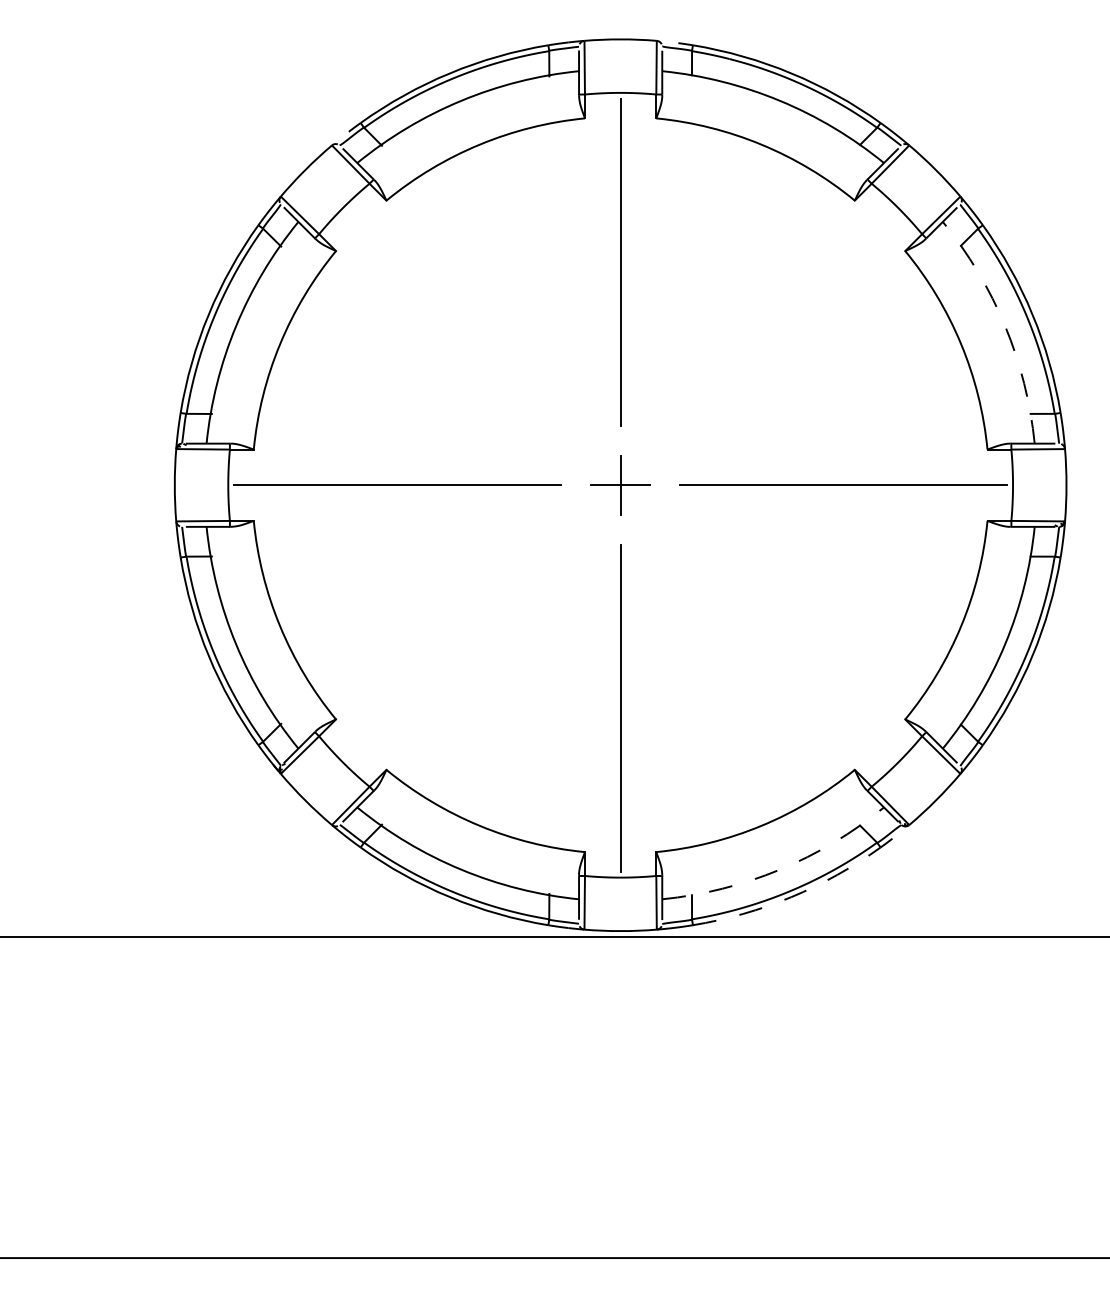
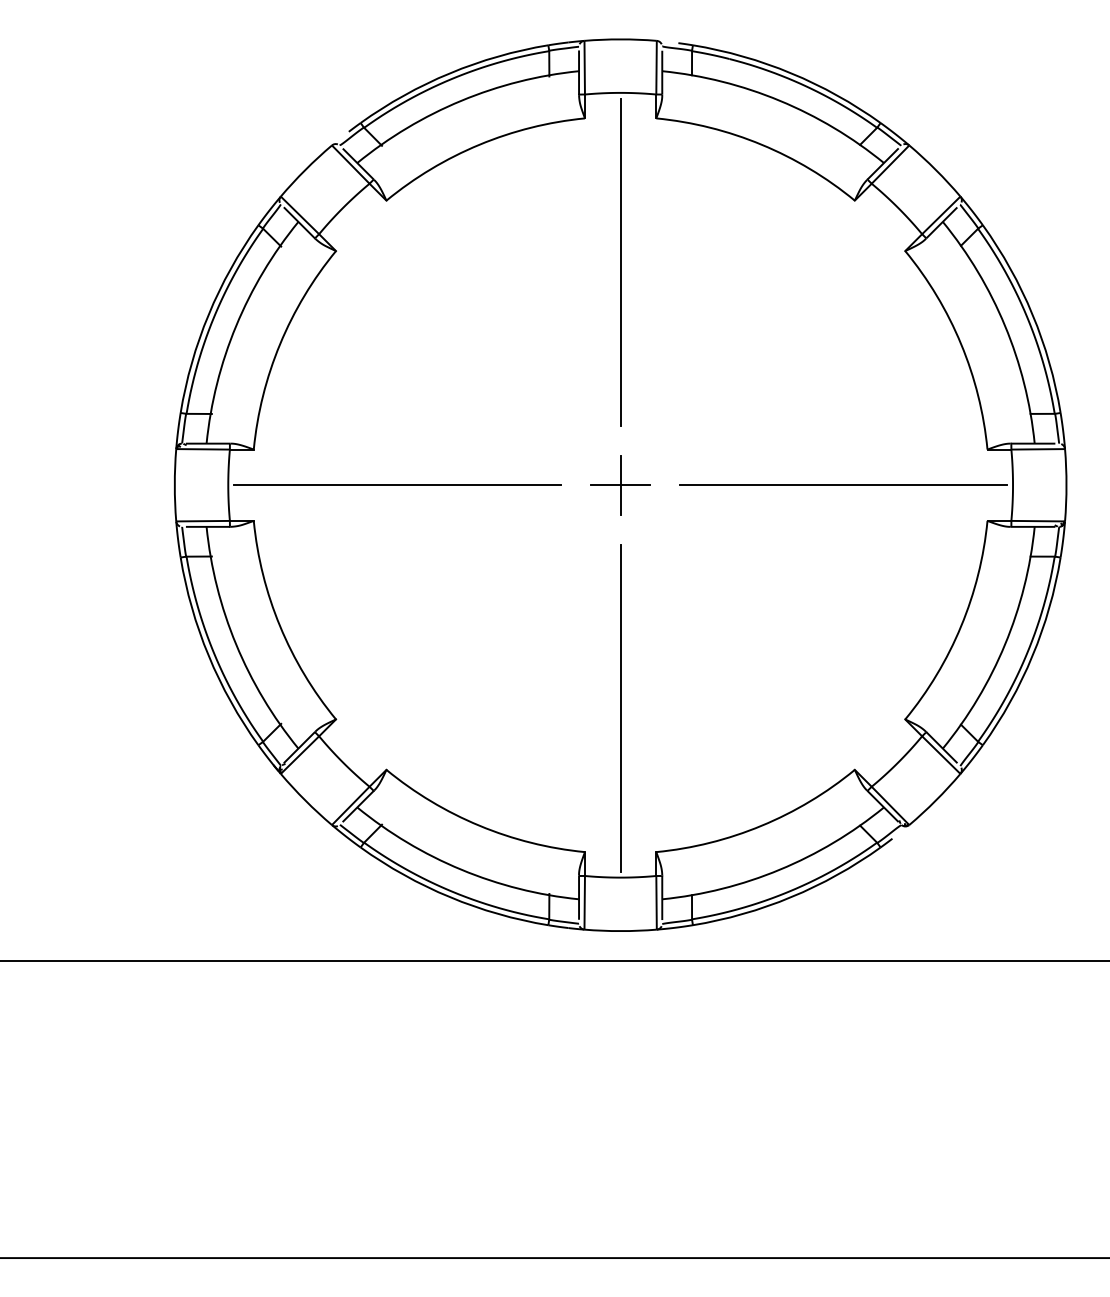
arc: dashed -> solid (1005, 326)
arc: dashed -> solid (779, 869)
arc: dashed -> solid (791, 897)
line position: (554, 936) -> (554, 960) (554, 960)
